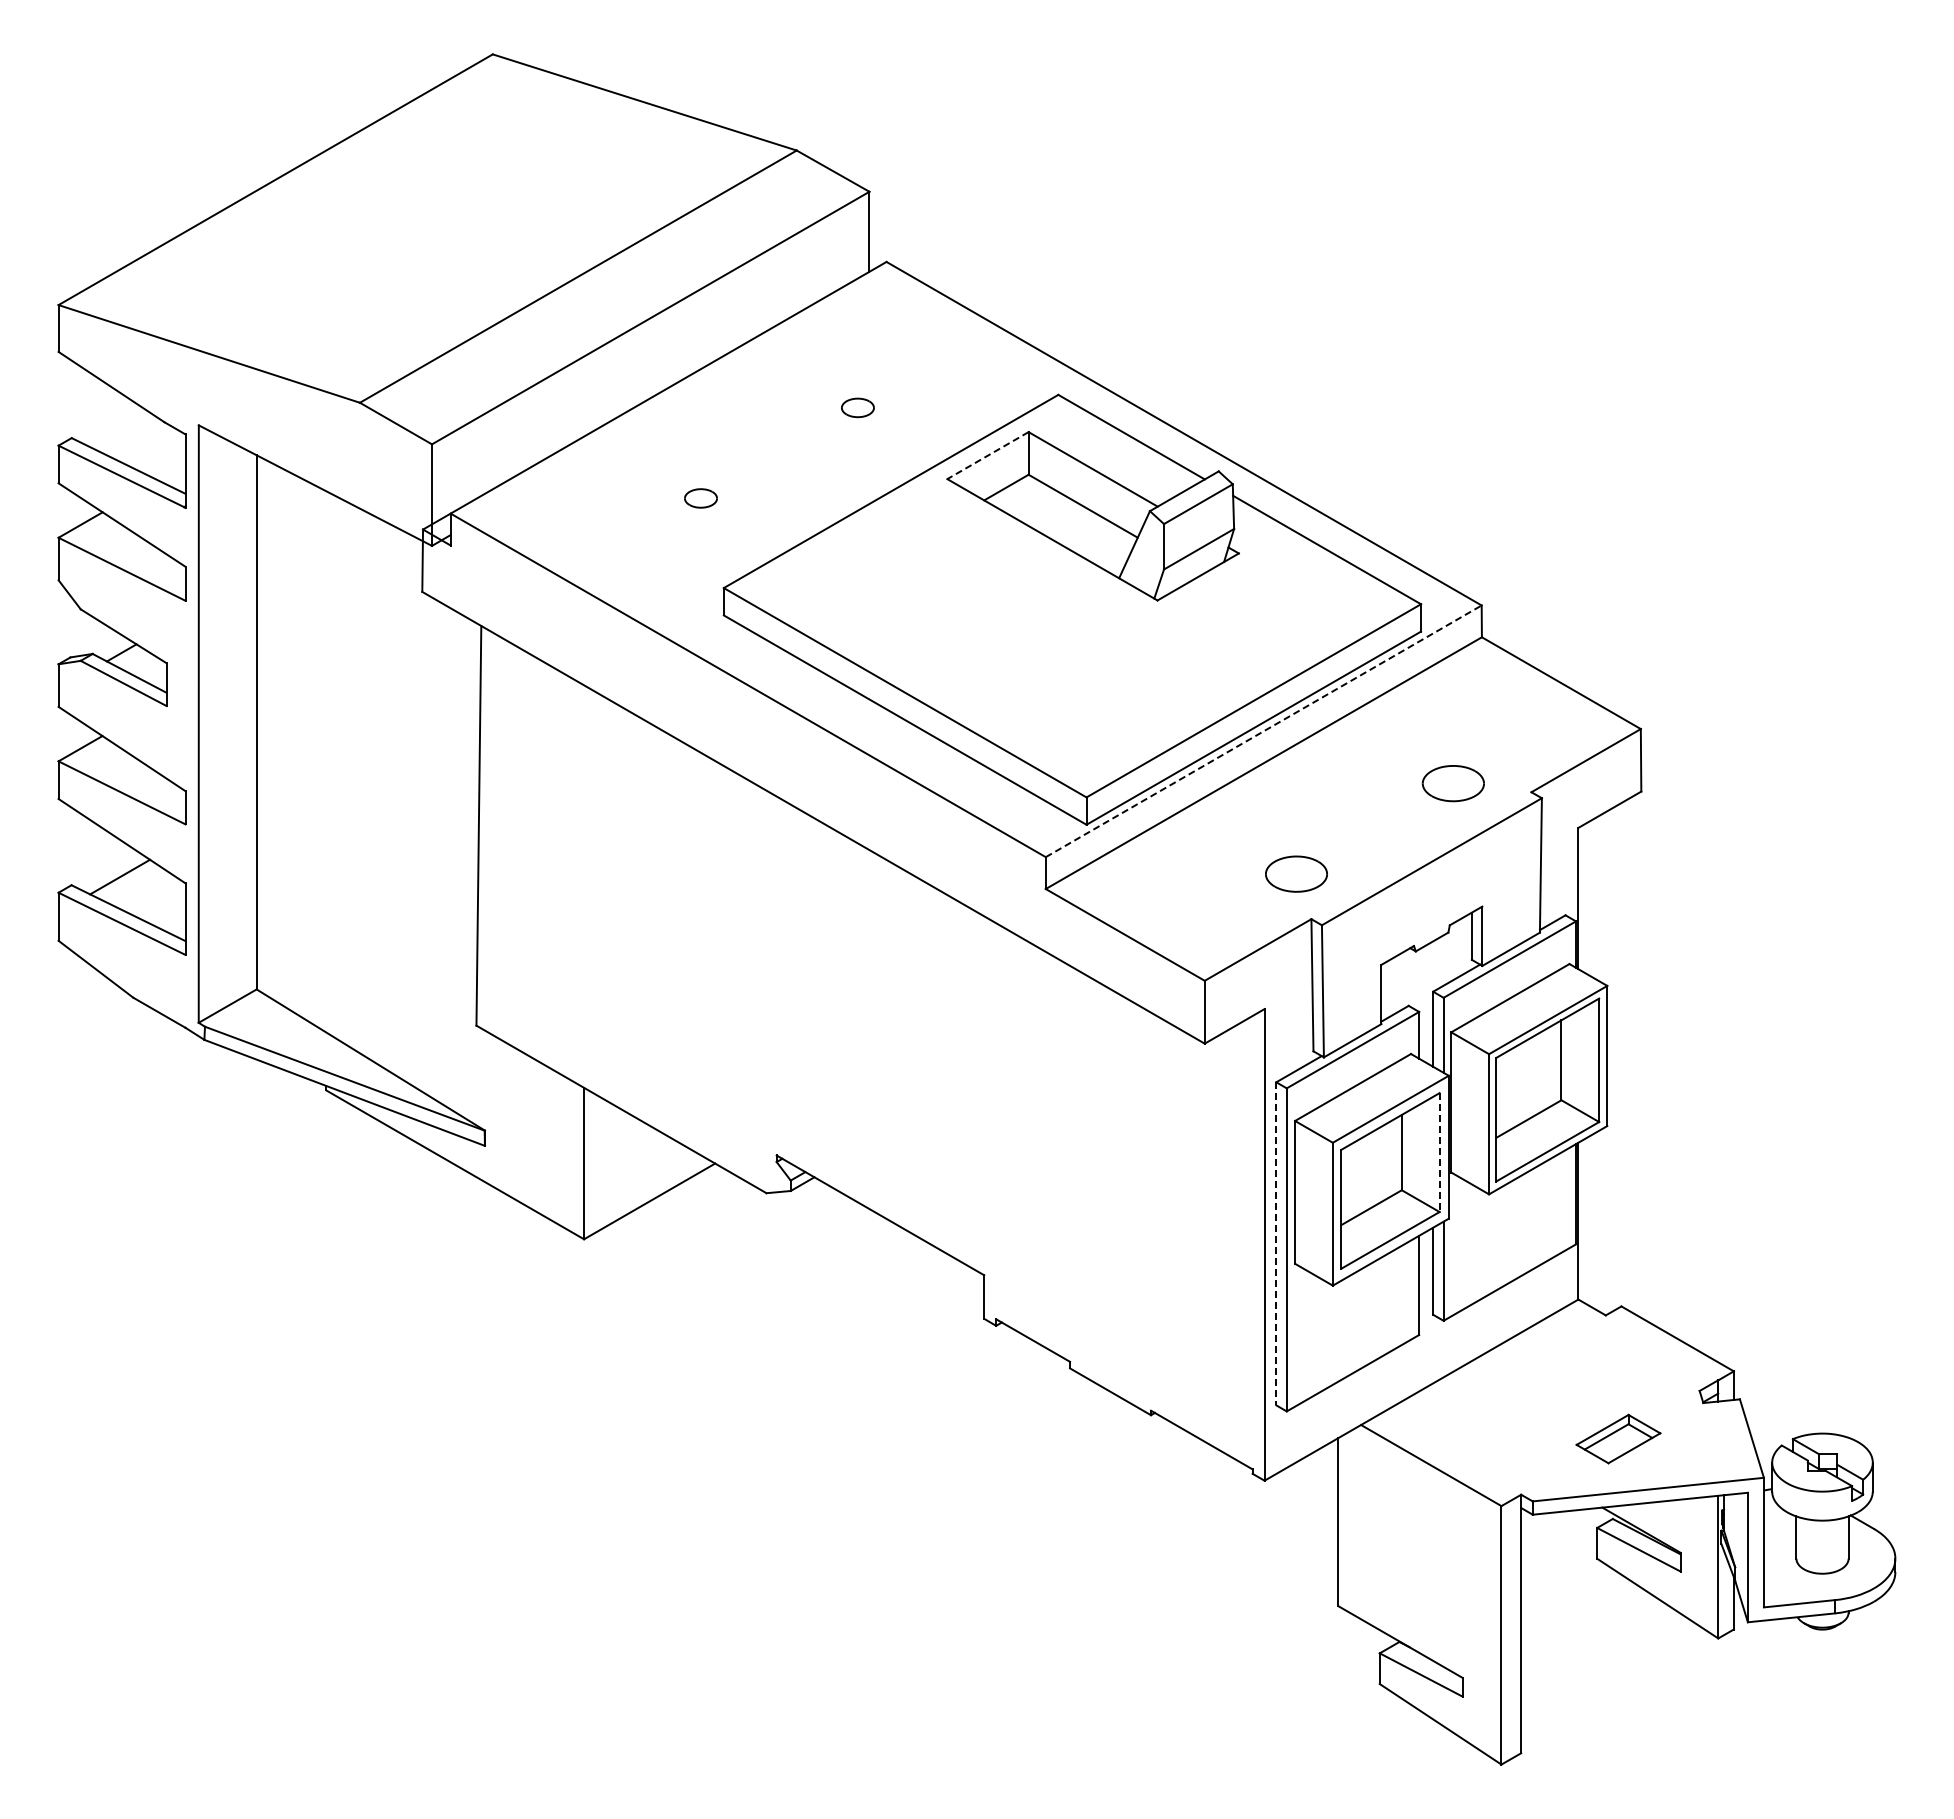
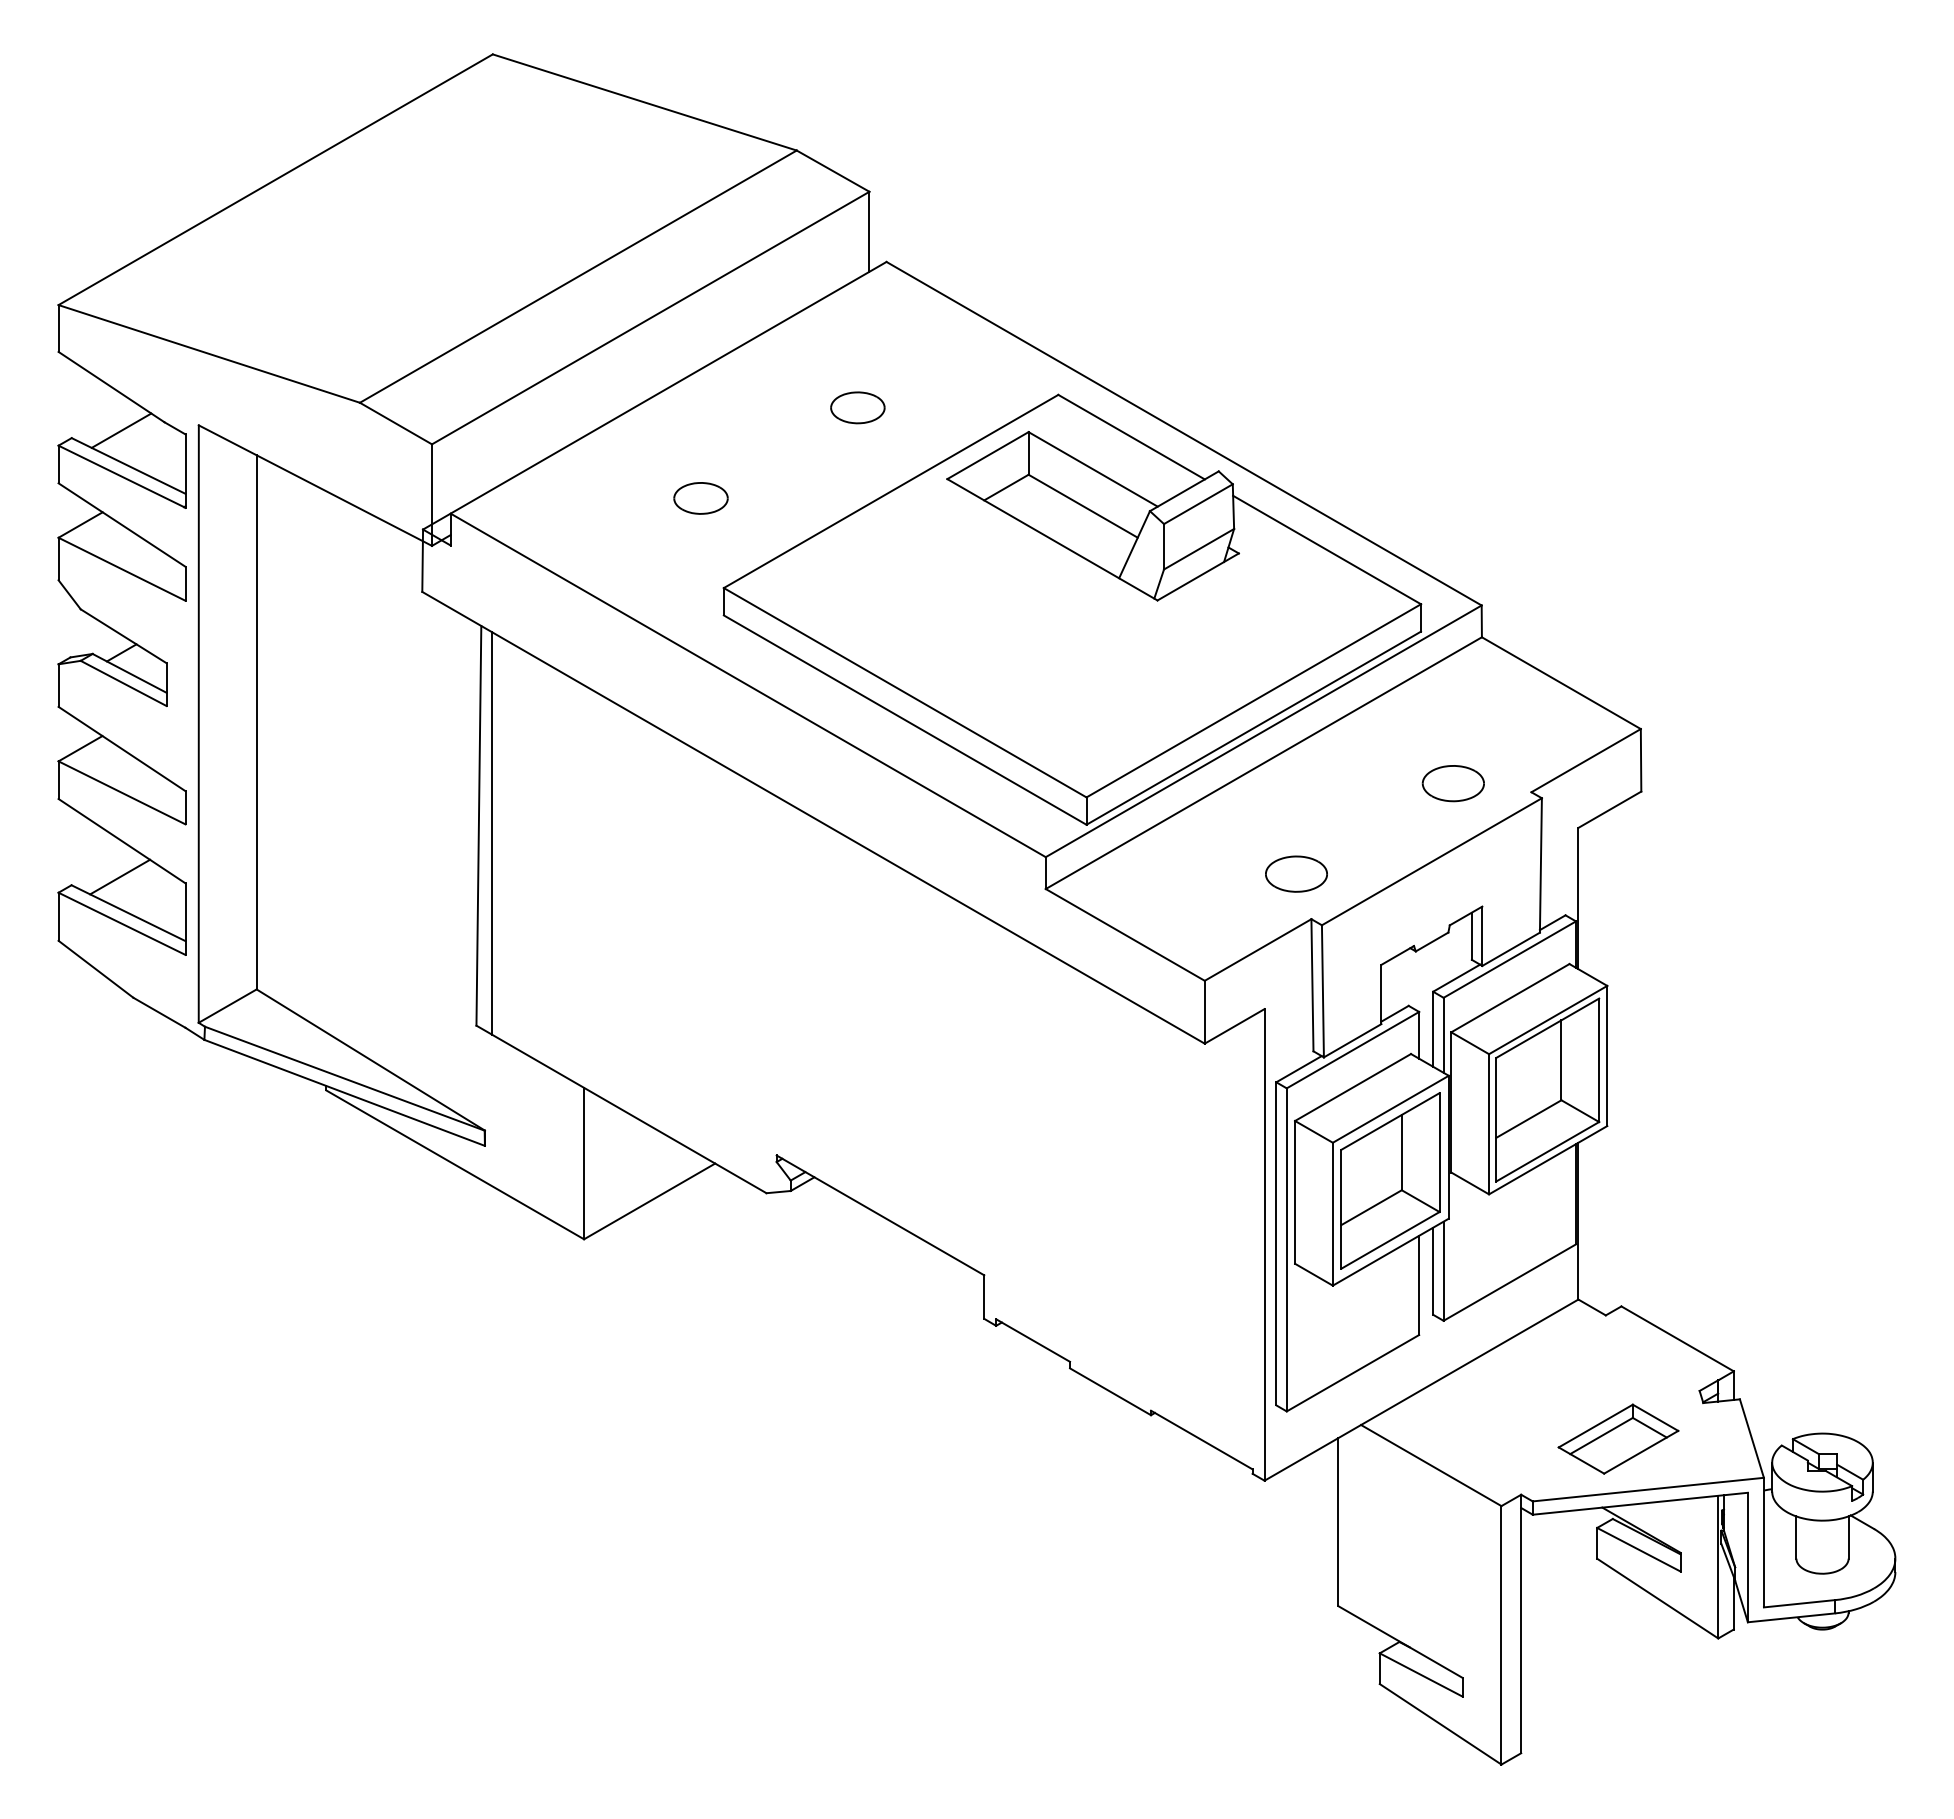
part size: 34x22 px -> 56x34 px (857, 407)
line: none -> present (121, 430)
line: dashed -> solid (987, 455)
part size: 34x21 px -> 56x33 px (700, 498)
line: dashed -> solid (1263, 731)
line: none -> present (491, 833)
line: dashed -> solid (1439, 1153)
line: dashed -> solid (1276, 1243)
part size: 87x52 px -> 123x72 px (1618, 1438)
